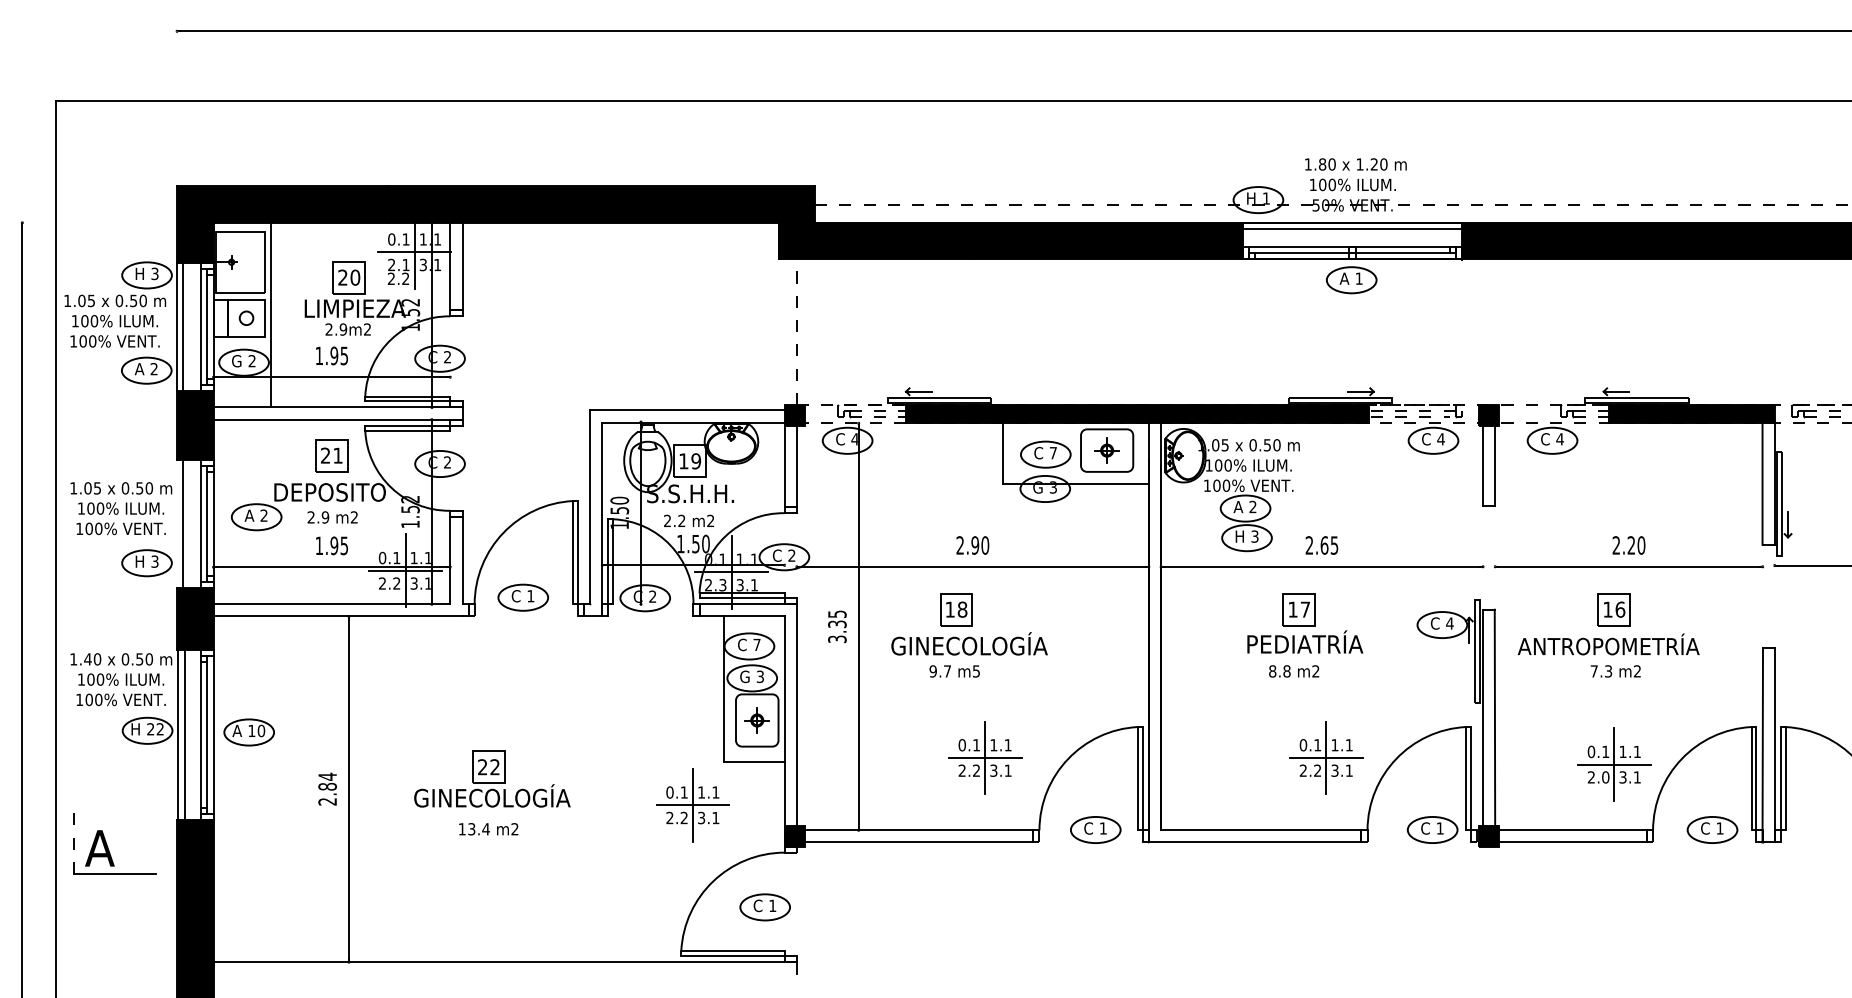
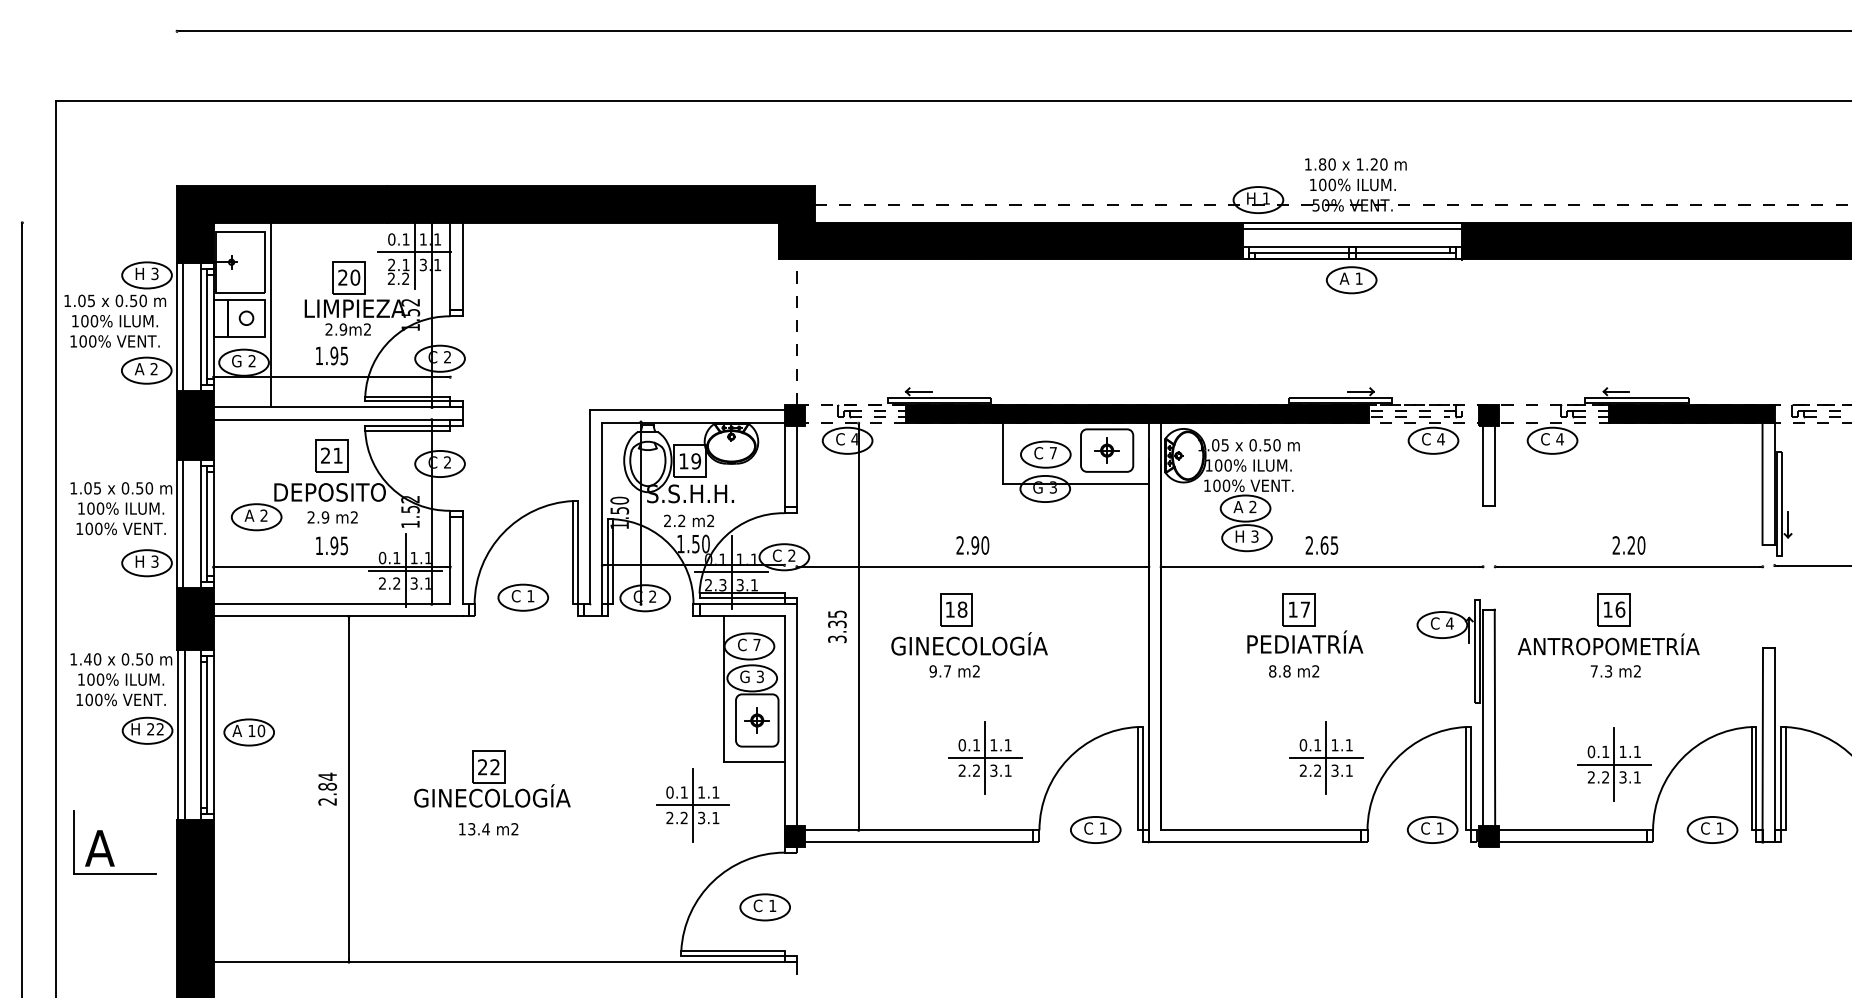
line: none -> present (177, 523)
text: m5 -> m2 (975, 671)
text: 2.0 -> 2.2 (1605, 777)
line: dashed -> solid (74, 842)
